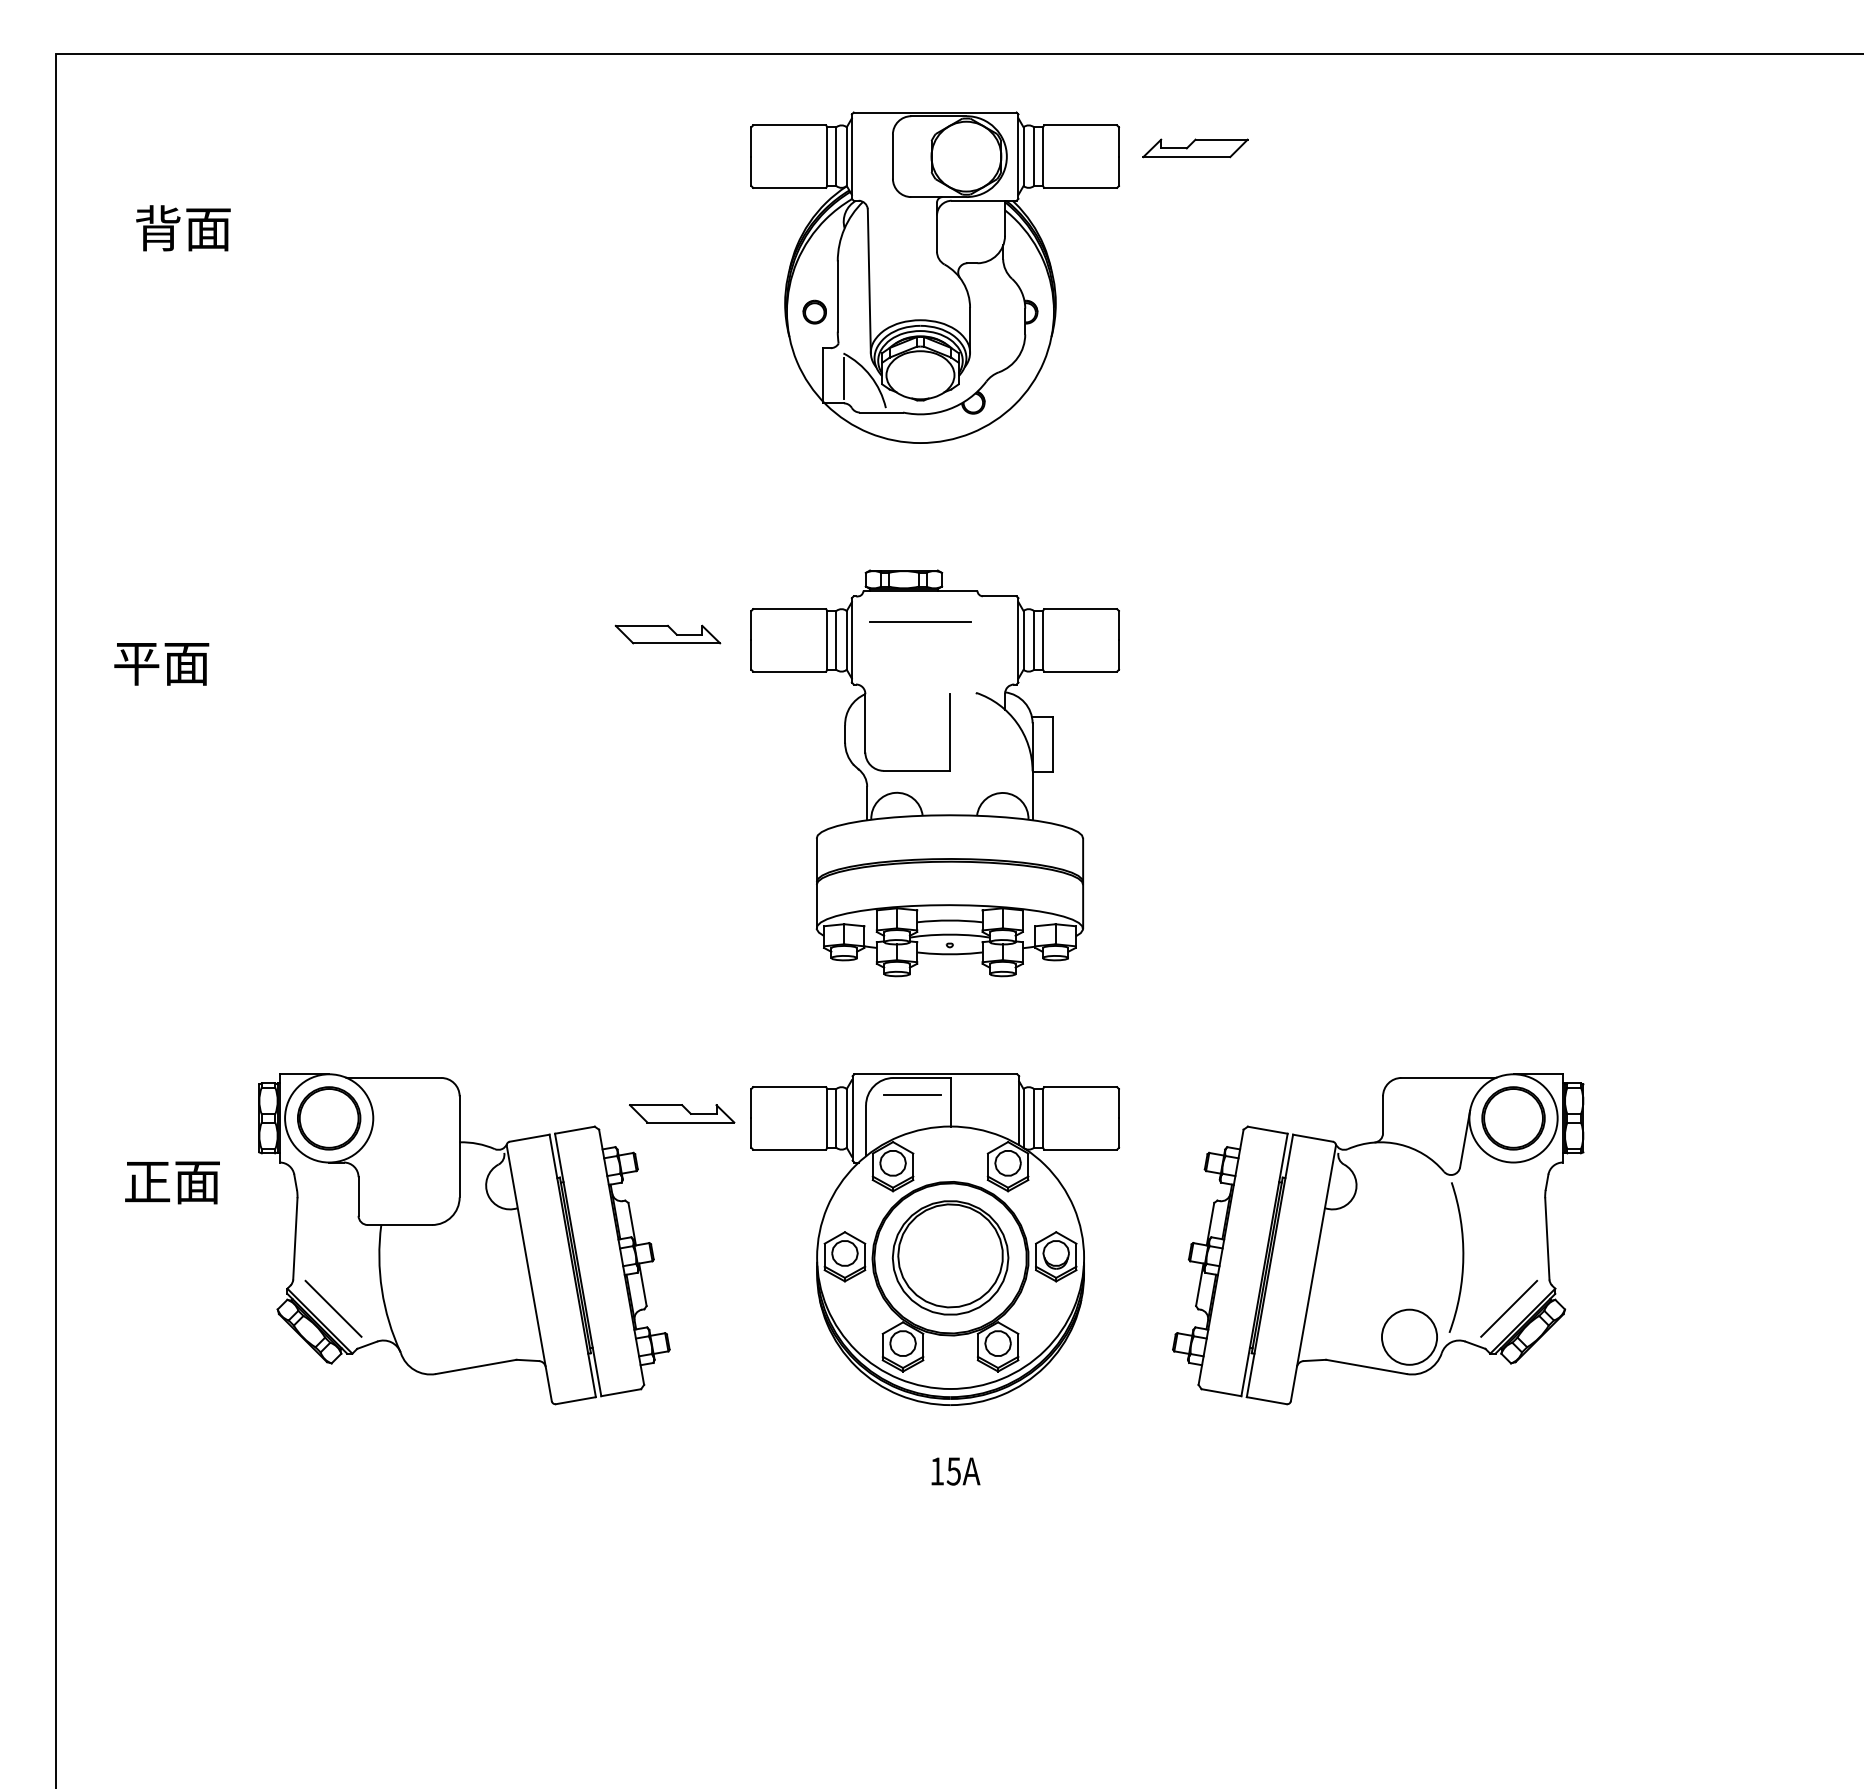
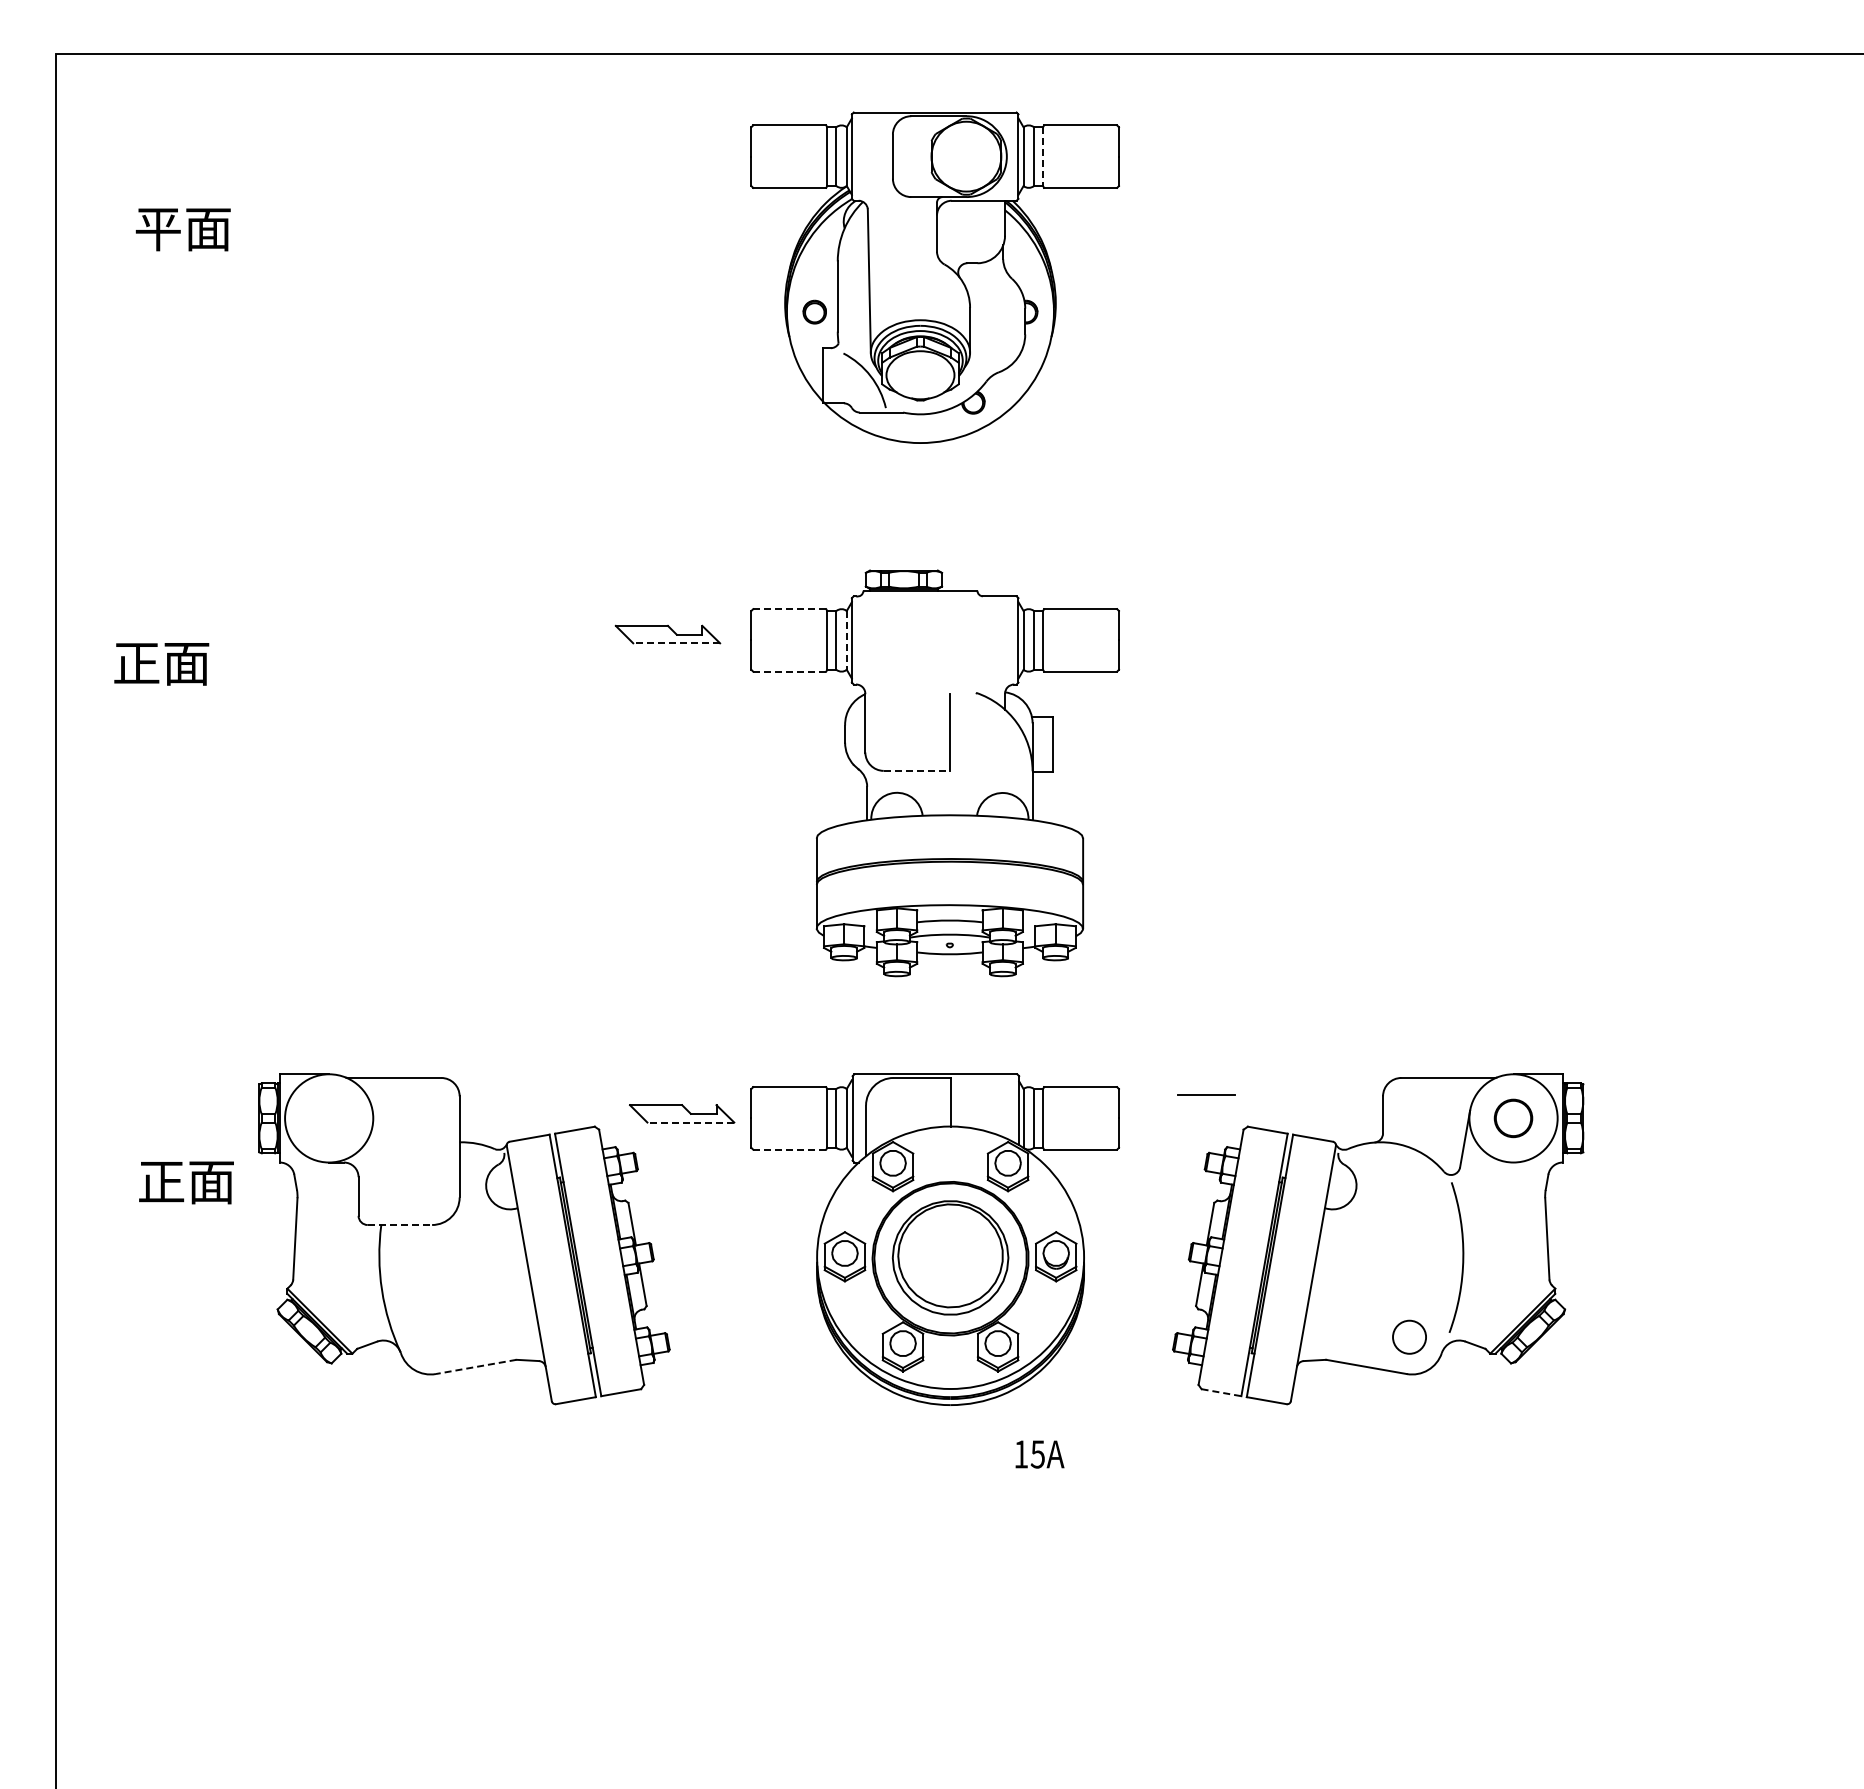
part: present -> none (1195, 148)
line: solid -> dashed (1043, 157)
text: 背面 -> 平面 (157, 228)
line: present -> none (843, 378)
line: solid -> dashed (789, 609)
line: present -> none (920, 621)
line: solid -> dashed (846, 640)
line: solid -> dashed (676, 643)
text: 平面 -> 正面 (136, 664)
line: solid -> dashed (789, 671)
line: solid -> dashed (917, 770)
line position: (912, 1094) -> (1206, 1094) (1206, 1094)
part: present -> none (329, 1118)
part size: 65x65 px -> 41x41 px (1513, 1118)
line: solid -> dashed (690, 1122)
line: solid -> dashed (789, 1149)
text position: (172, 1182) -> (186, 1182) (186, 1182)
line: solid -> dashed (400, 1225)
line: present -> none (333, 1308)
line: present -> none (1509, 1308)
circle diameter: 55 px -> 33 px (1409, 1336)
line: solid -> dashed (476, 1366)
line: solid -> dashed (1221, 1392)
text position: (955, 1471) -> (1039, 1454) (1039, 1454)
